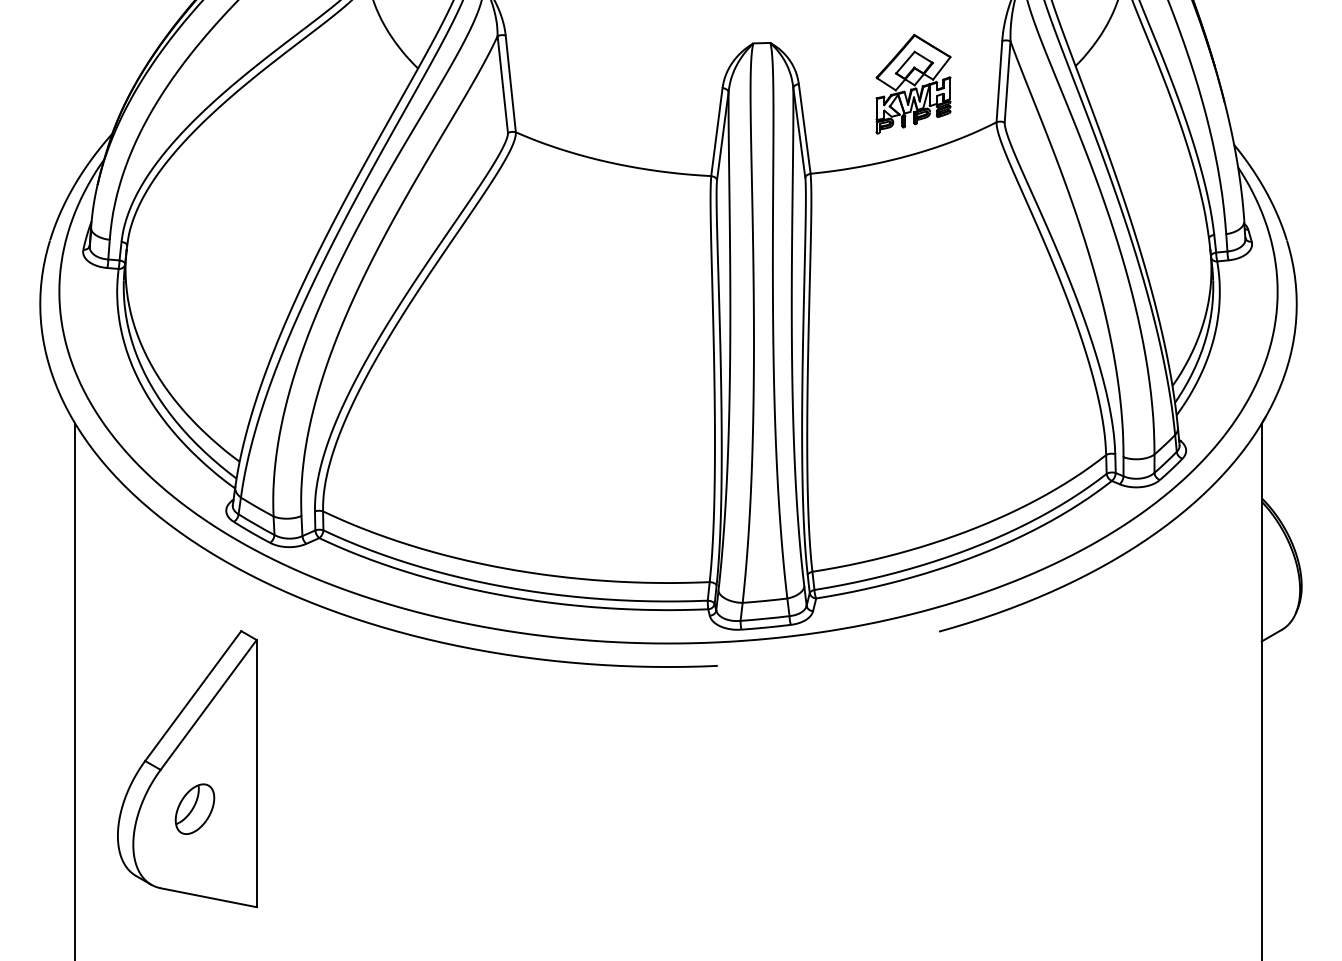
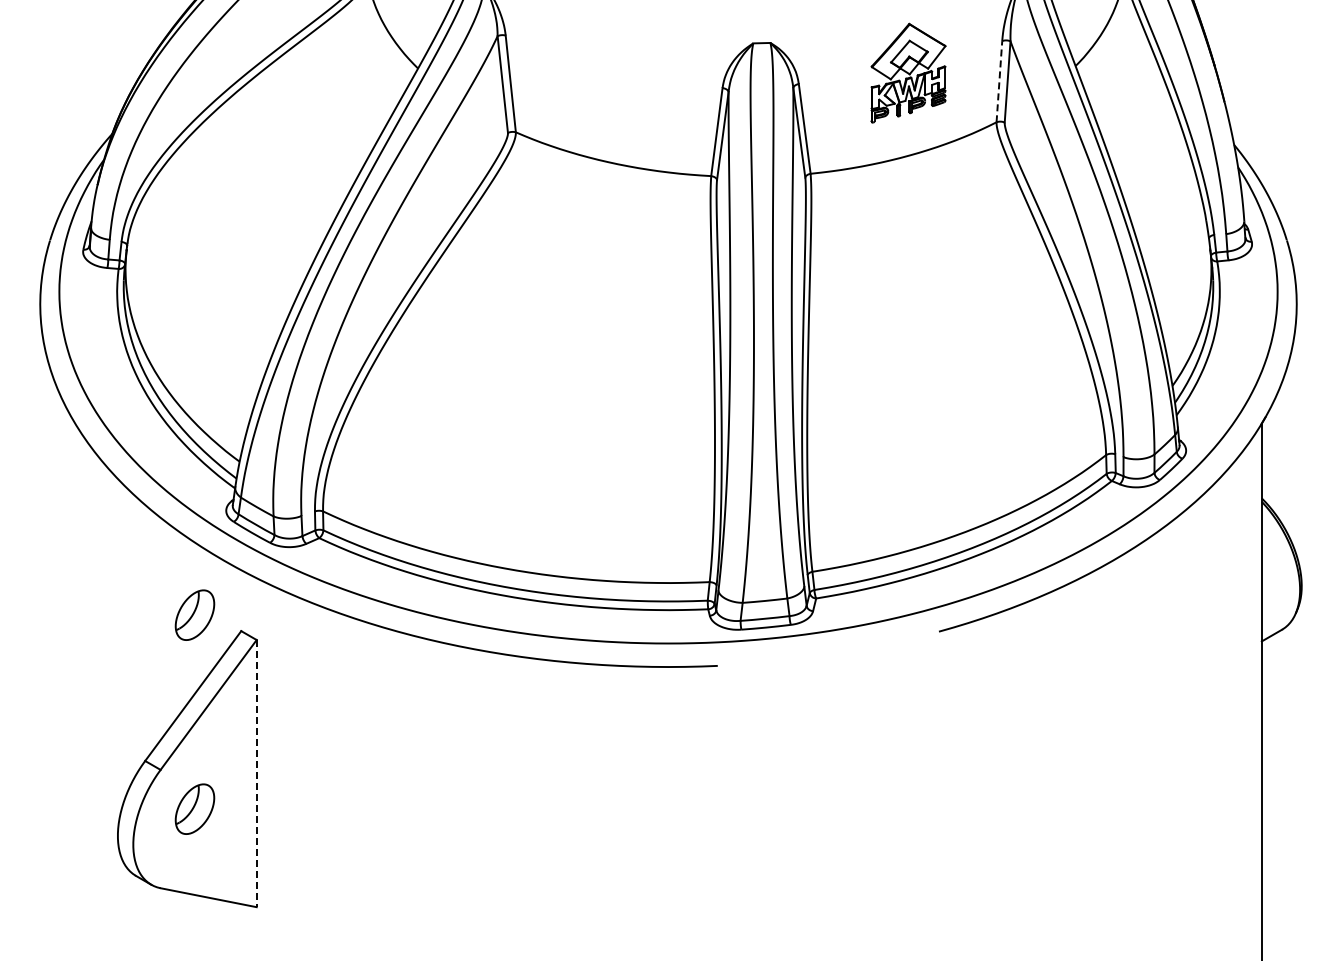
line: solid -> dashed (999, 81)
part position: (913, 83) -> (908, 72) (908, 72)
part: none -> present (194, 614)
line: present -> none (75, 690)
line: solid -> dashed (256, 773)
